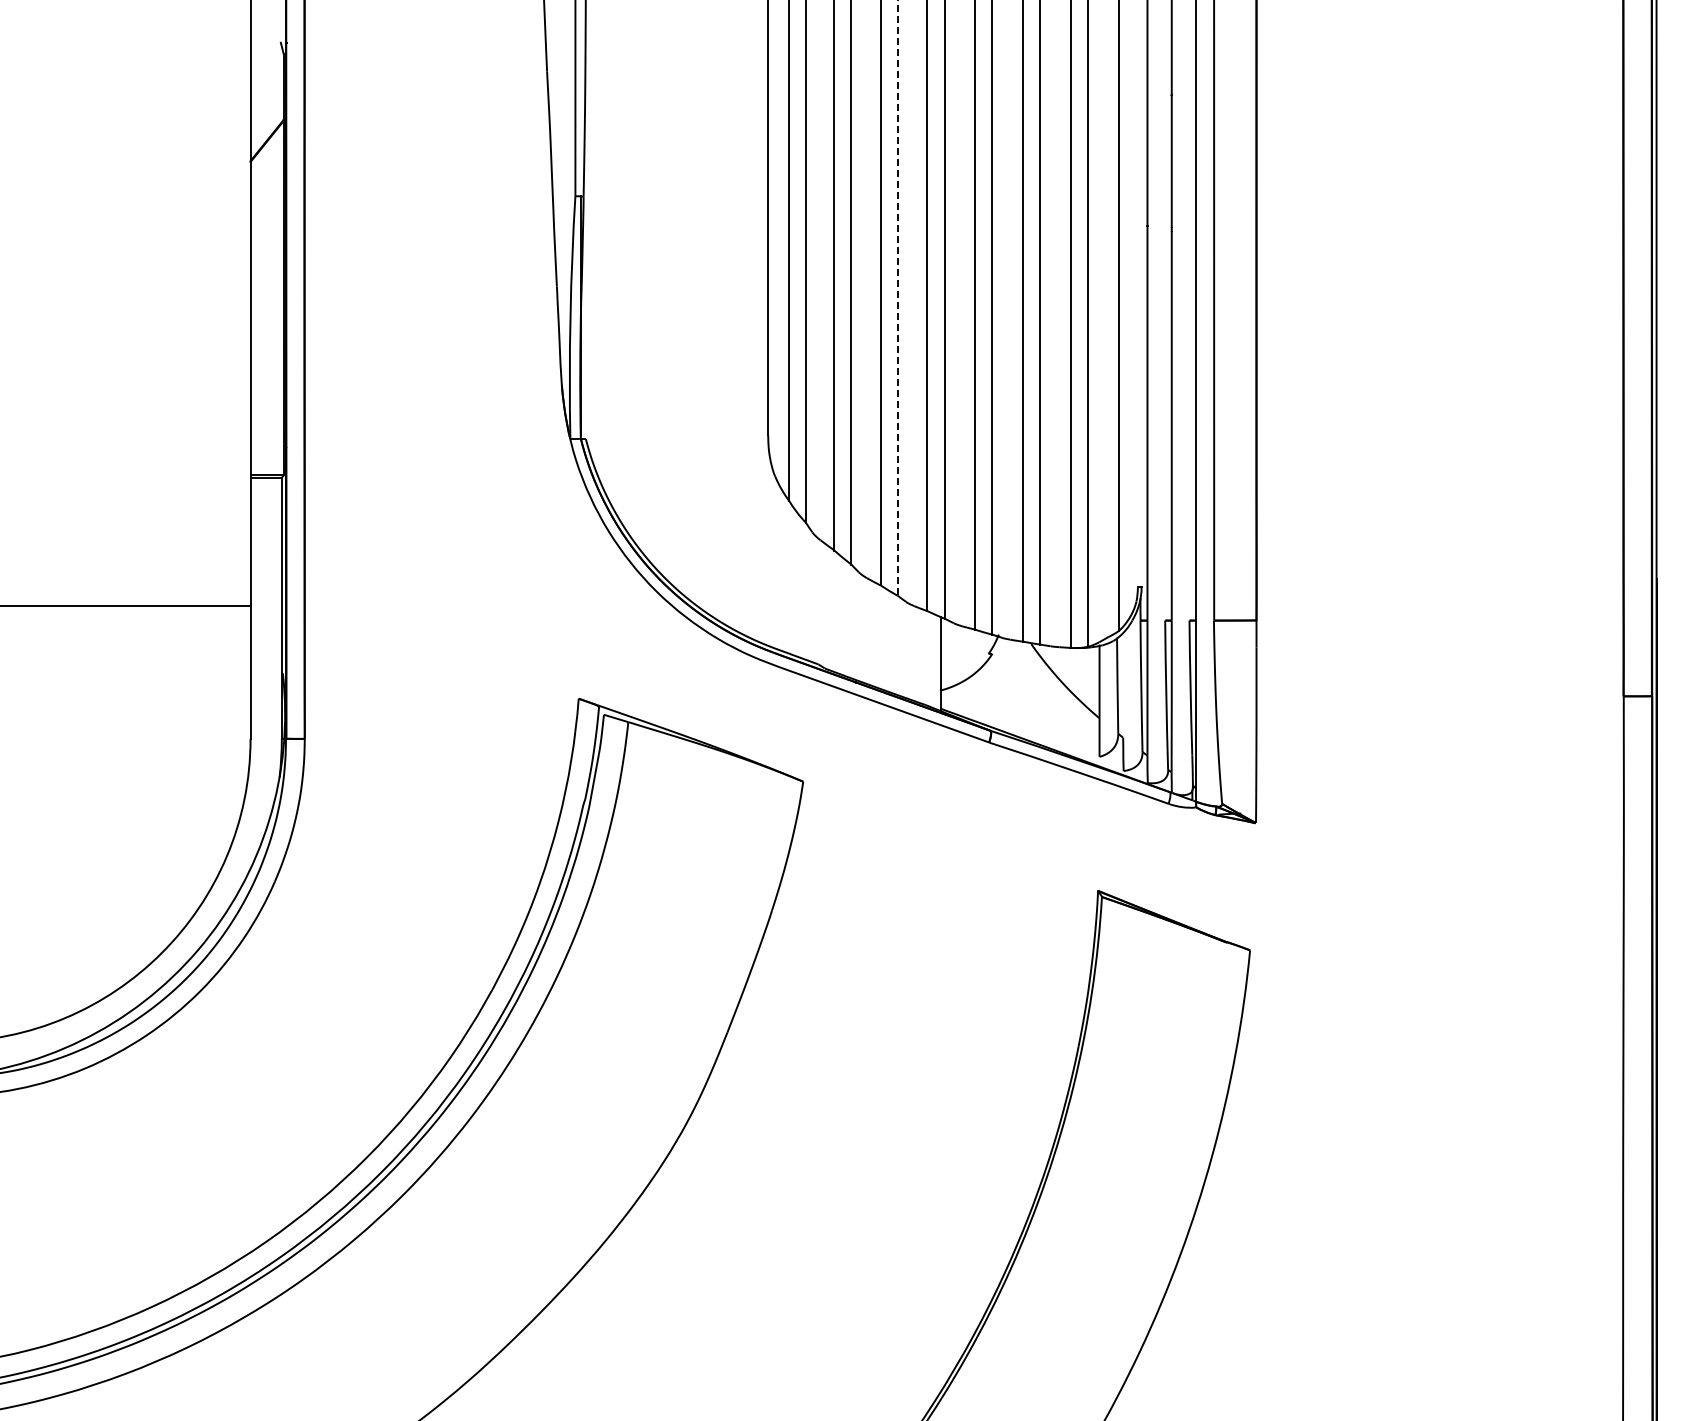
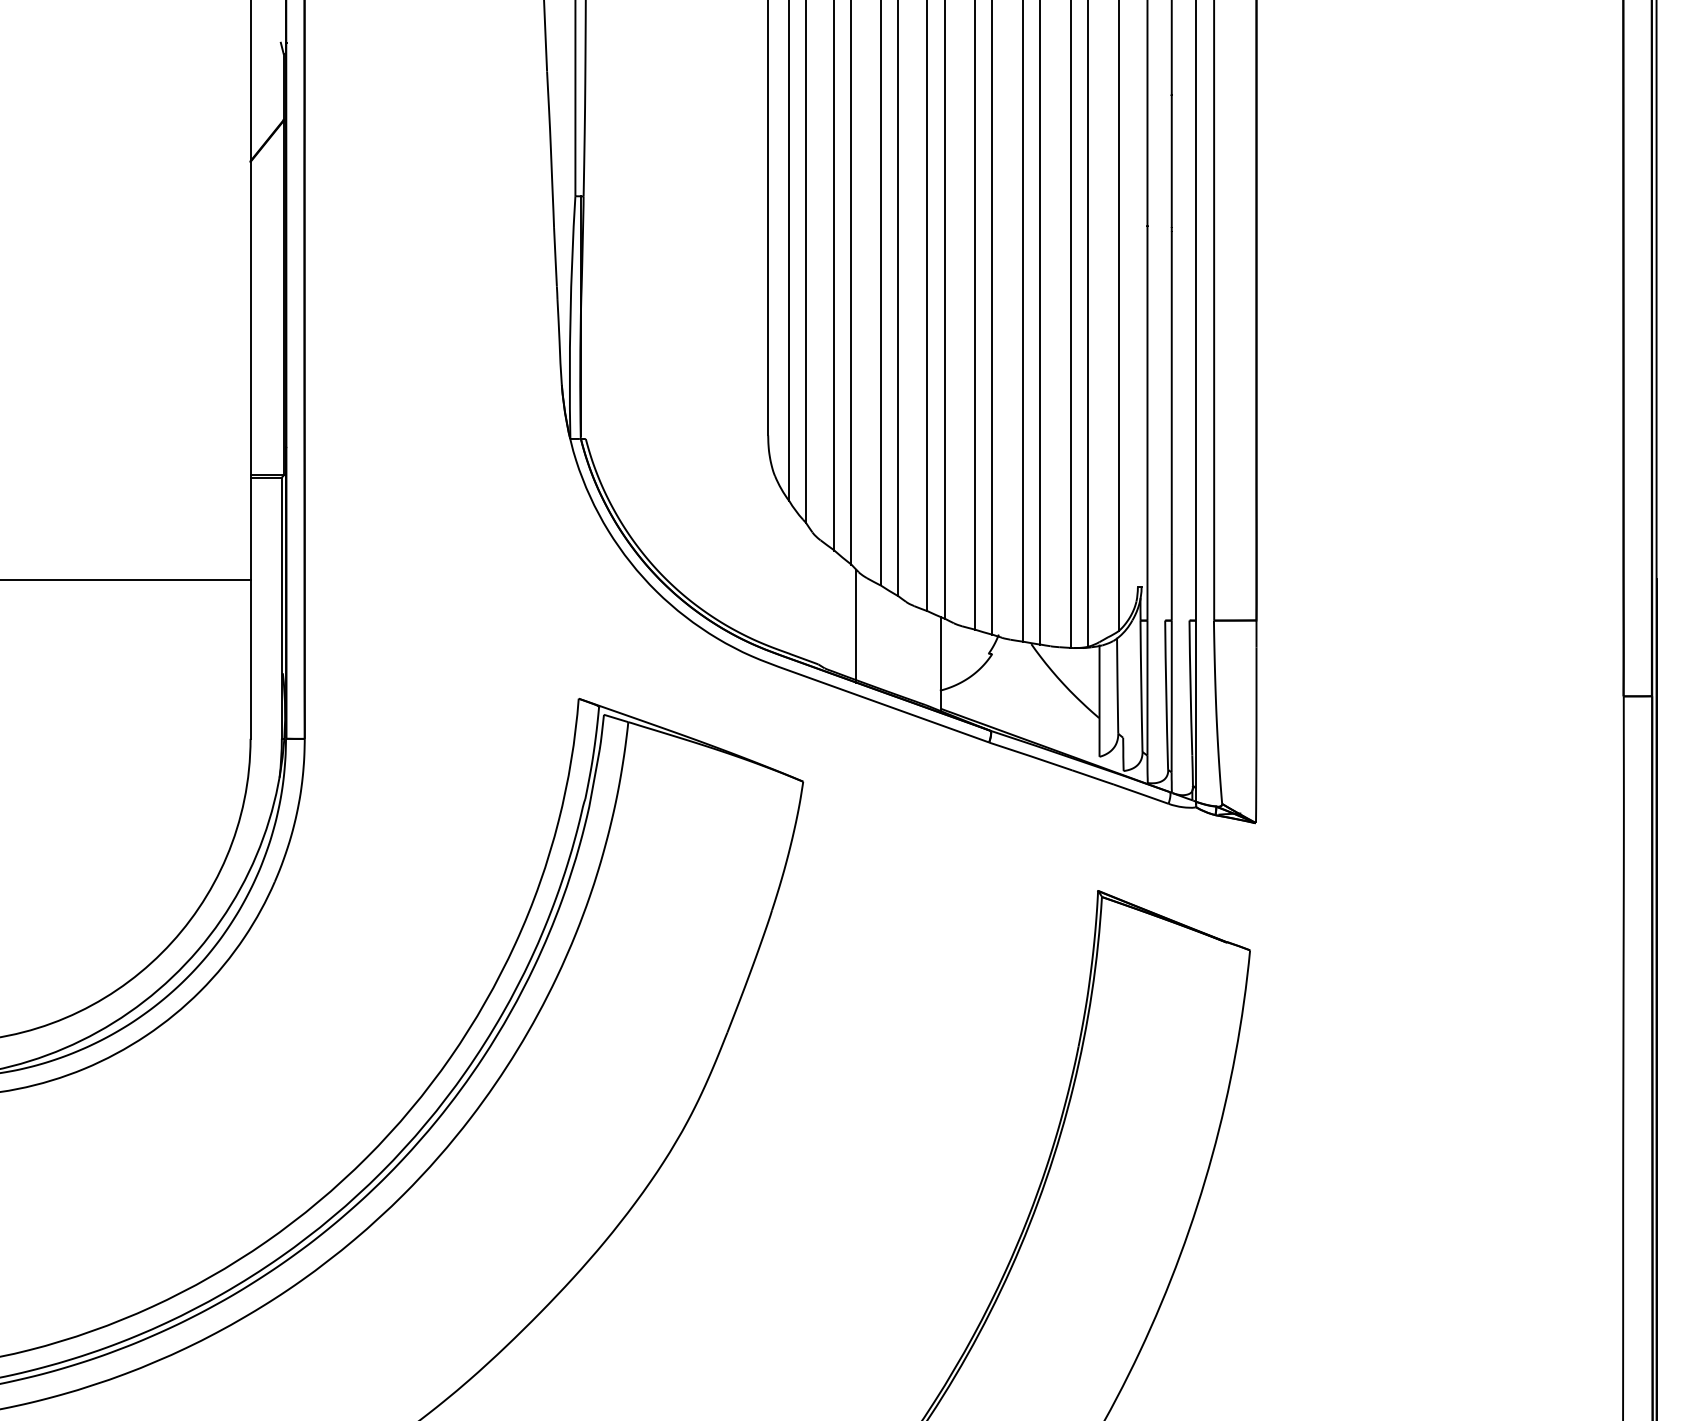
line: dashed -> solid (897, 298)
line position: (126, 606) -> (126, 580) (126, 580)
line: none -> present (856, 624)
